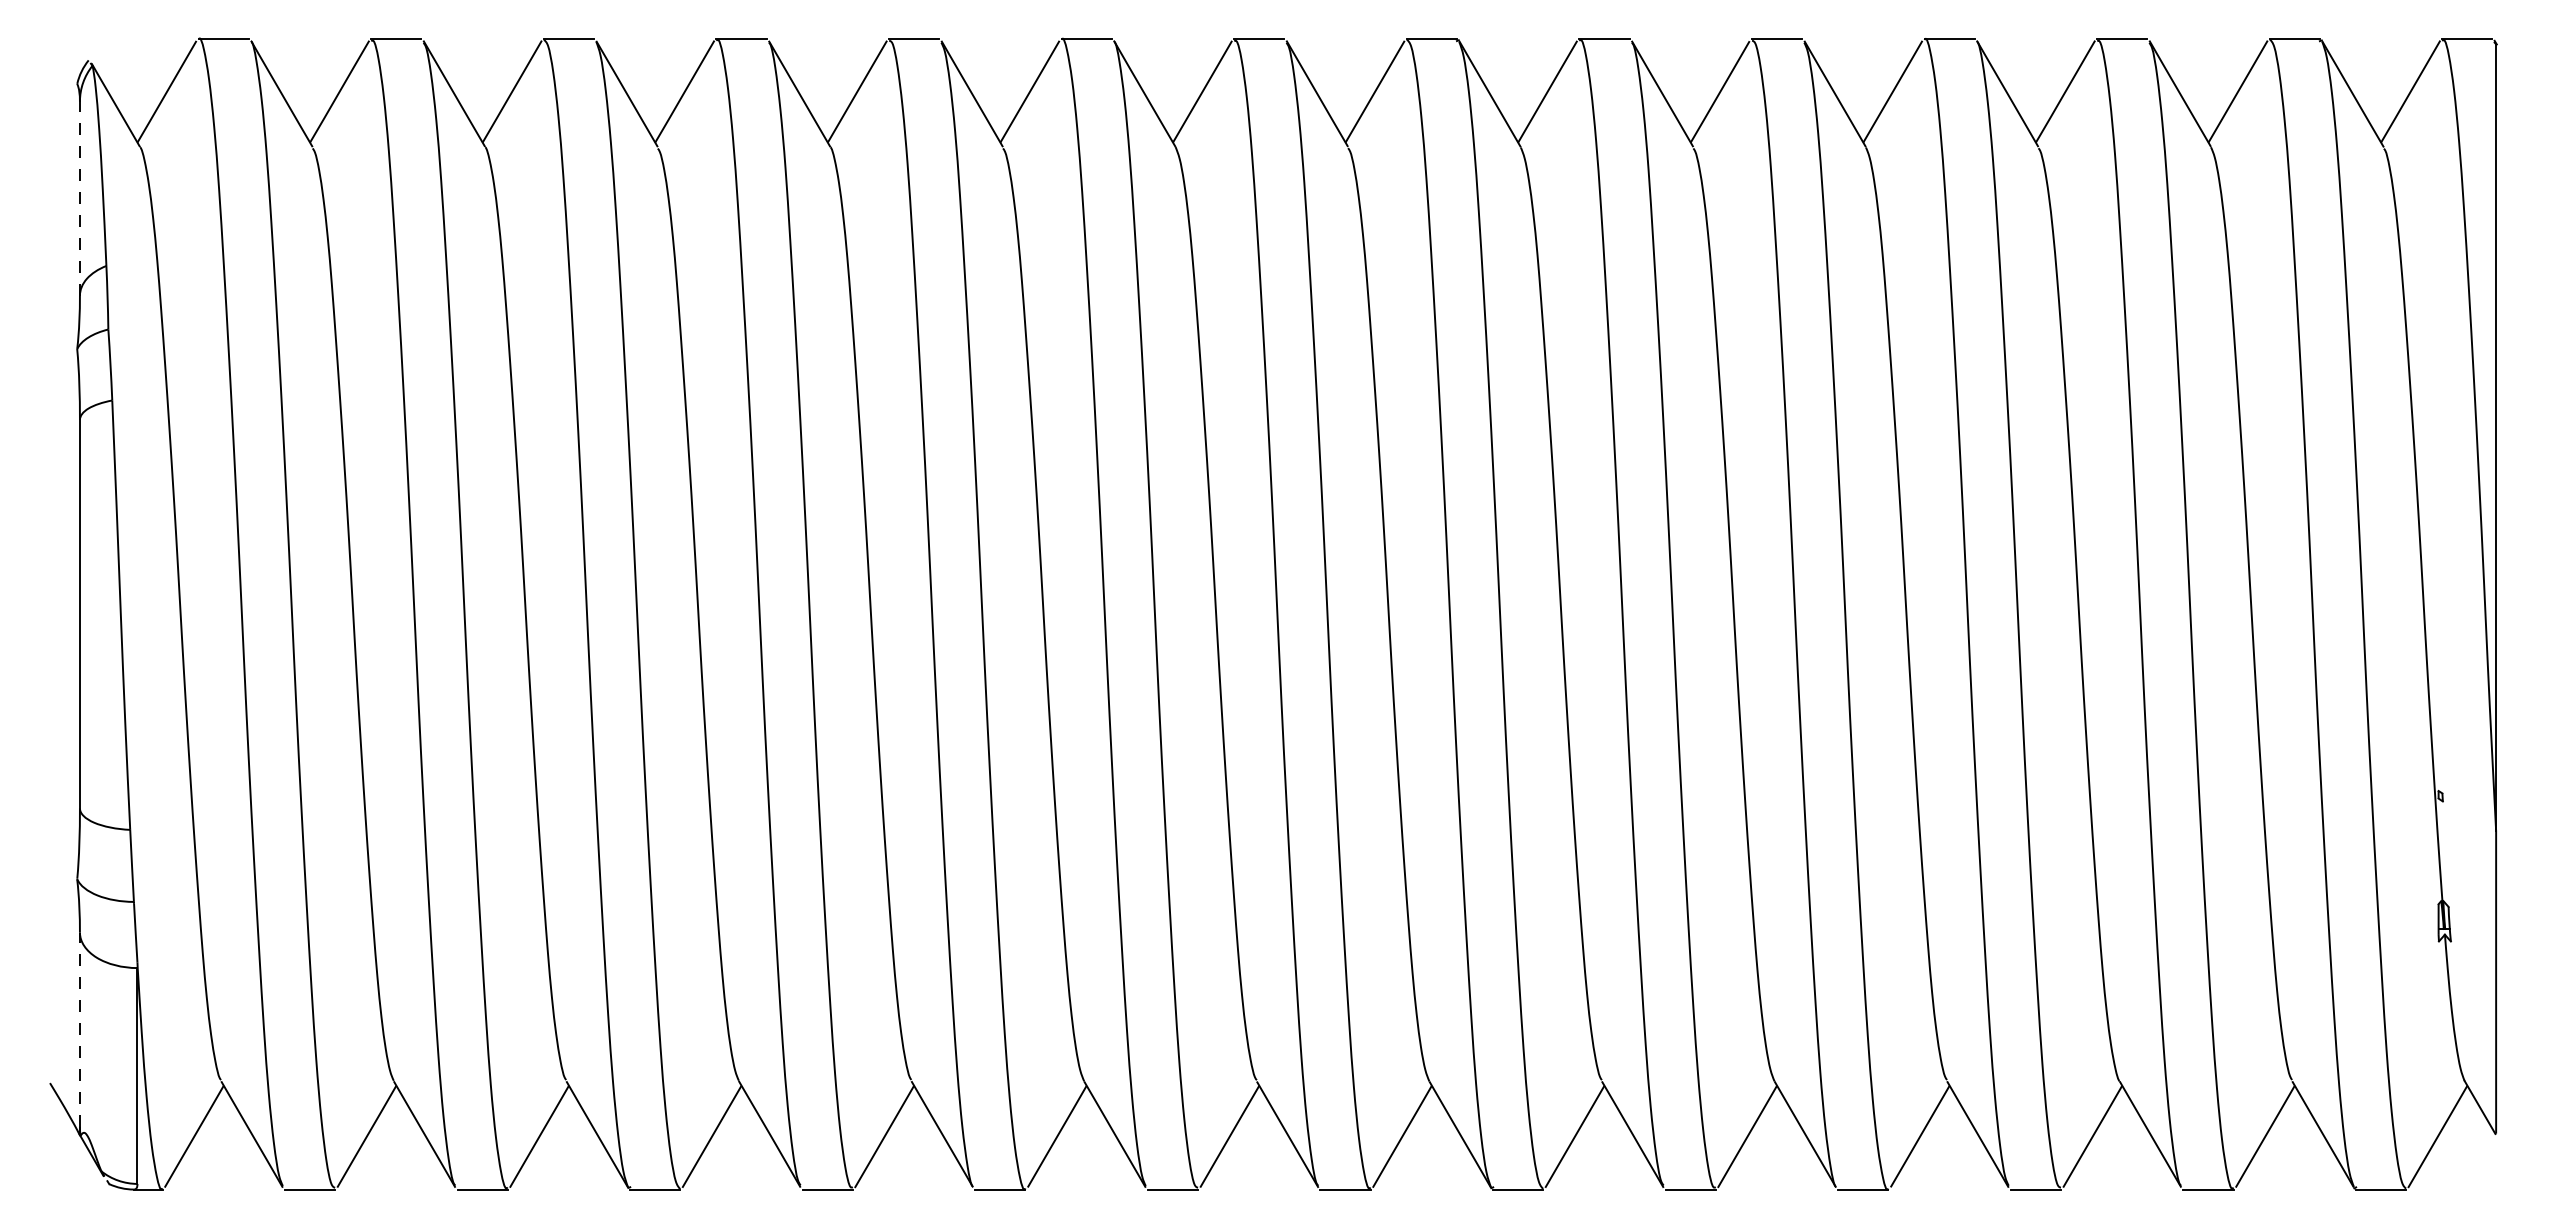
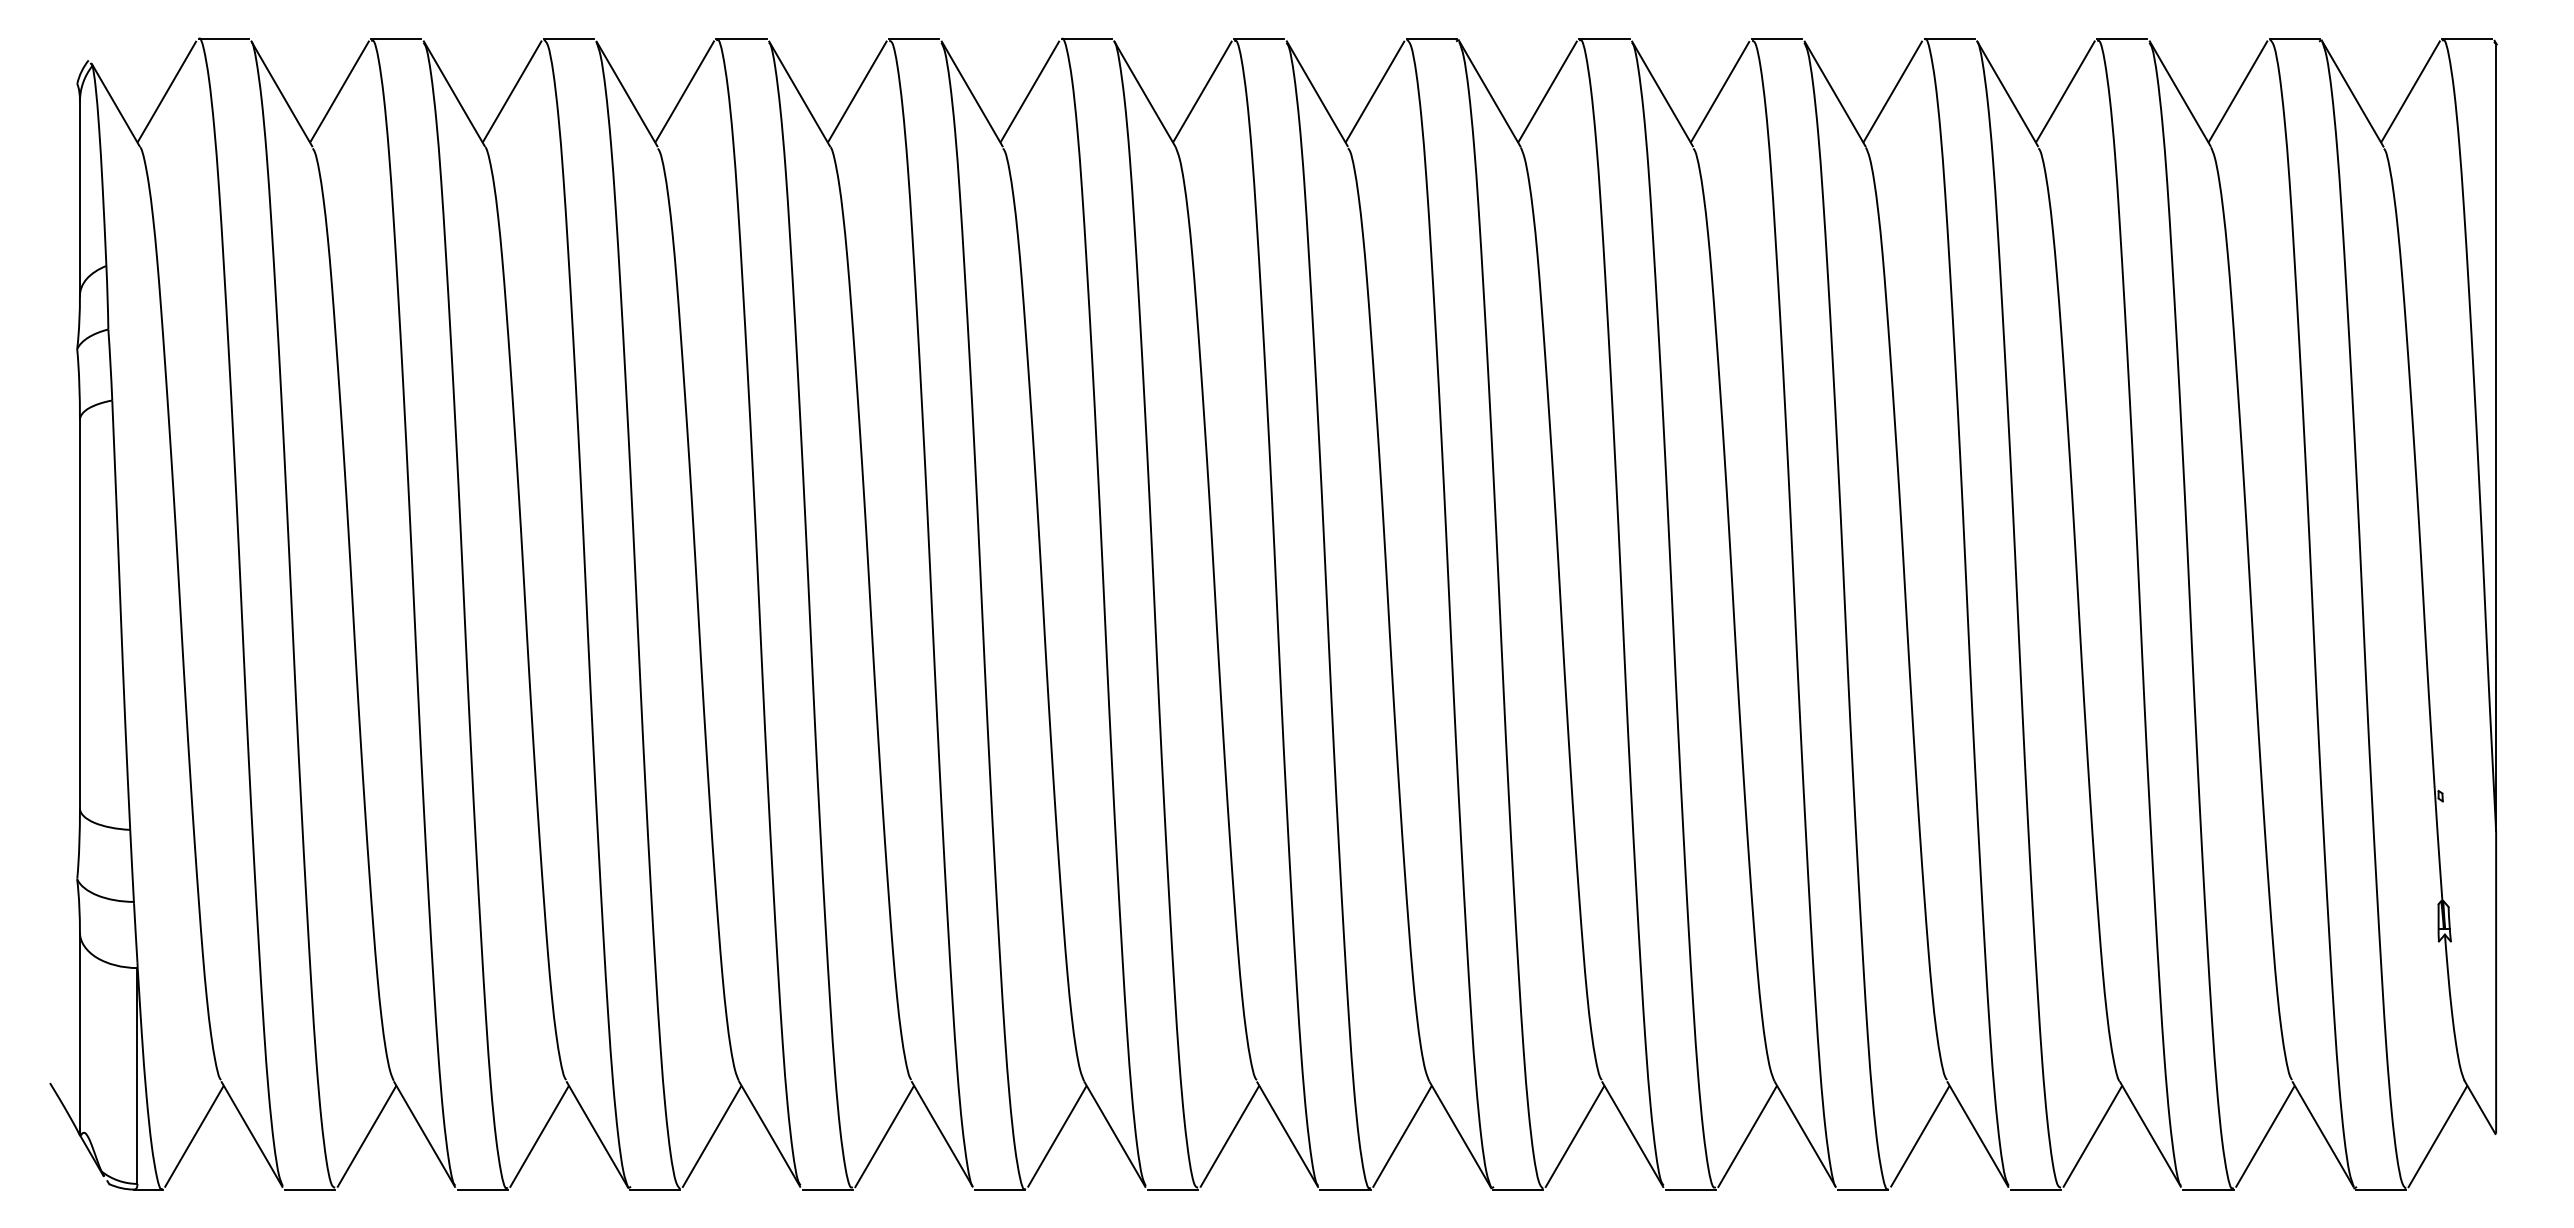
line: dashed -> solid (79, 198)
line: dashed -> solid (79, 1029)
